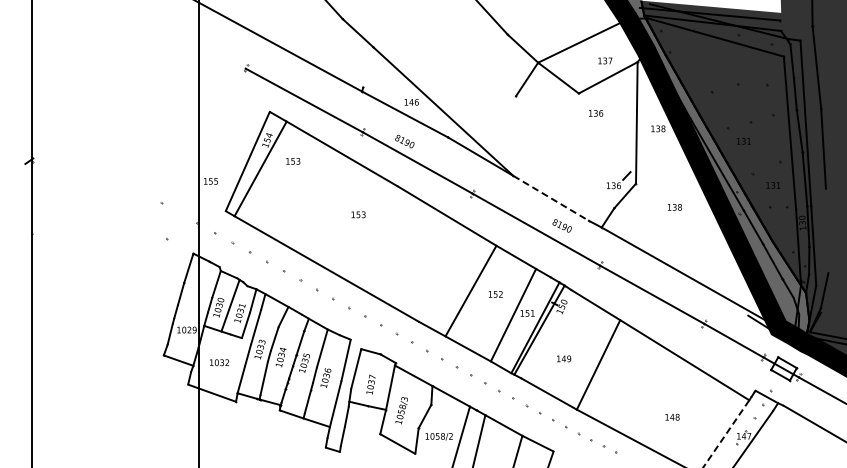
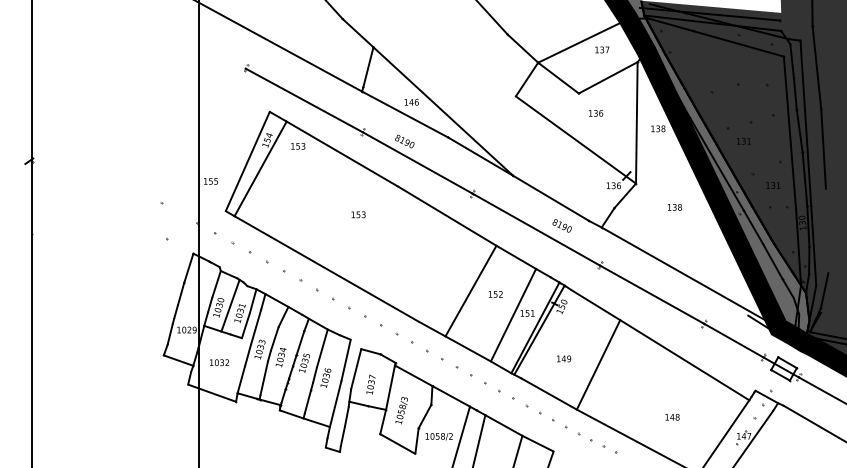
text position: (605, 60) -> (602, 49) (602, 49)
line: none -> present (368, 67)
line: none -> present (575, 139)
text position: (293, 161) -> (298, 146) (298, 146)
line: dashed -> solid (551, 198)
line: dashed -> solid (726, 434)
